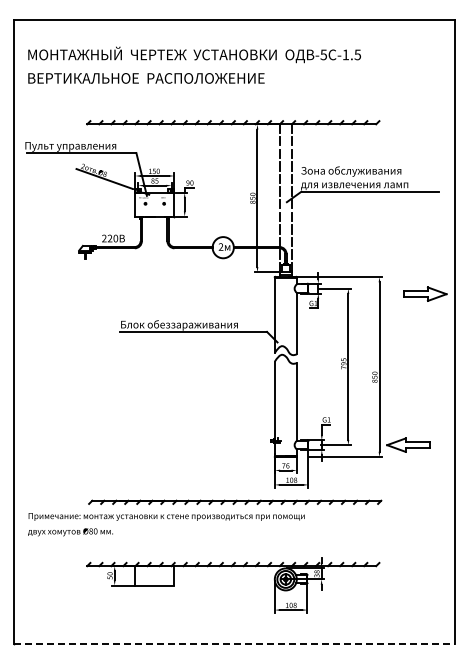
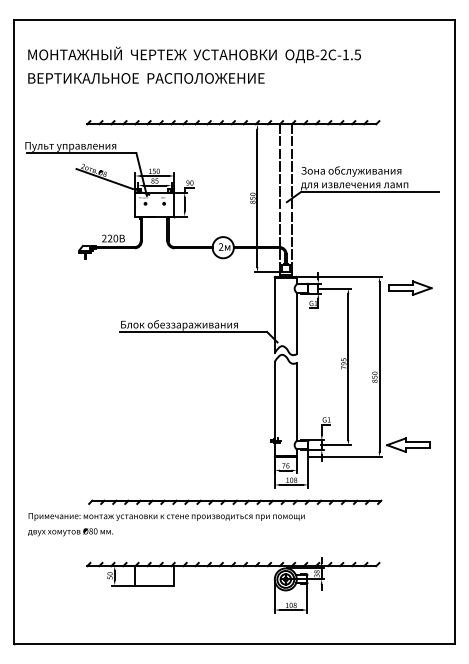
text: -5 -> -2 (323, 54)
part position: (425, 293) -> (410, 287) (410, 287)
line: dashed -> solid (234, 644)
